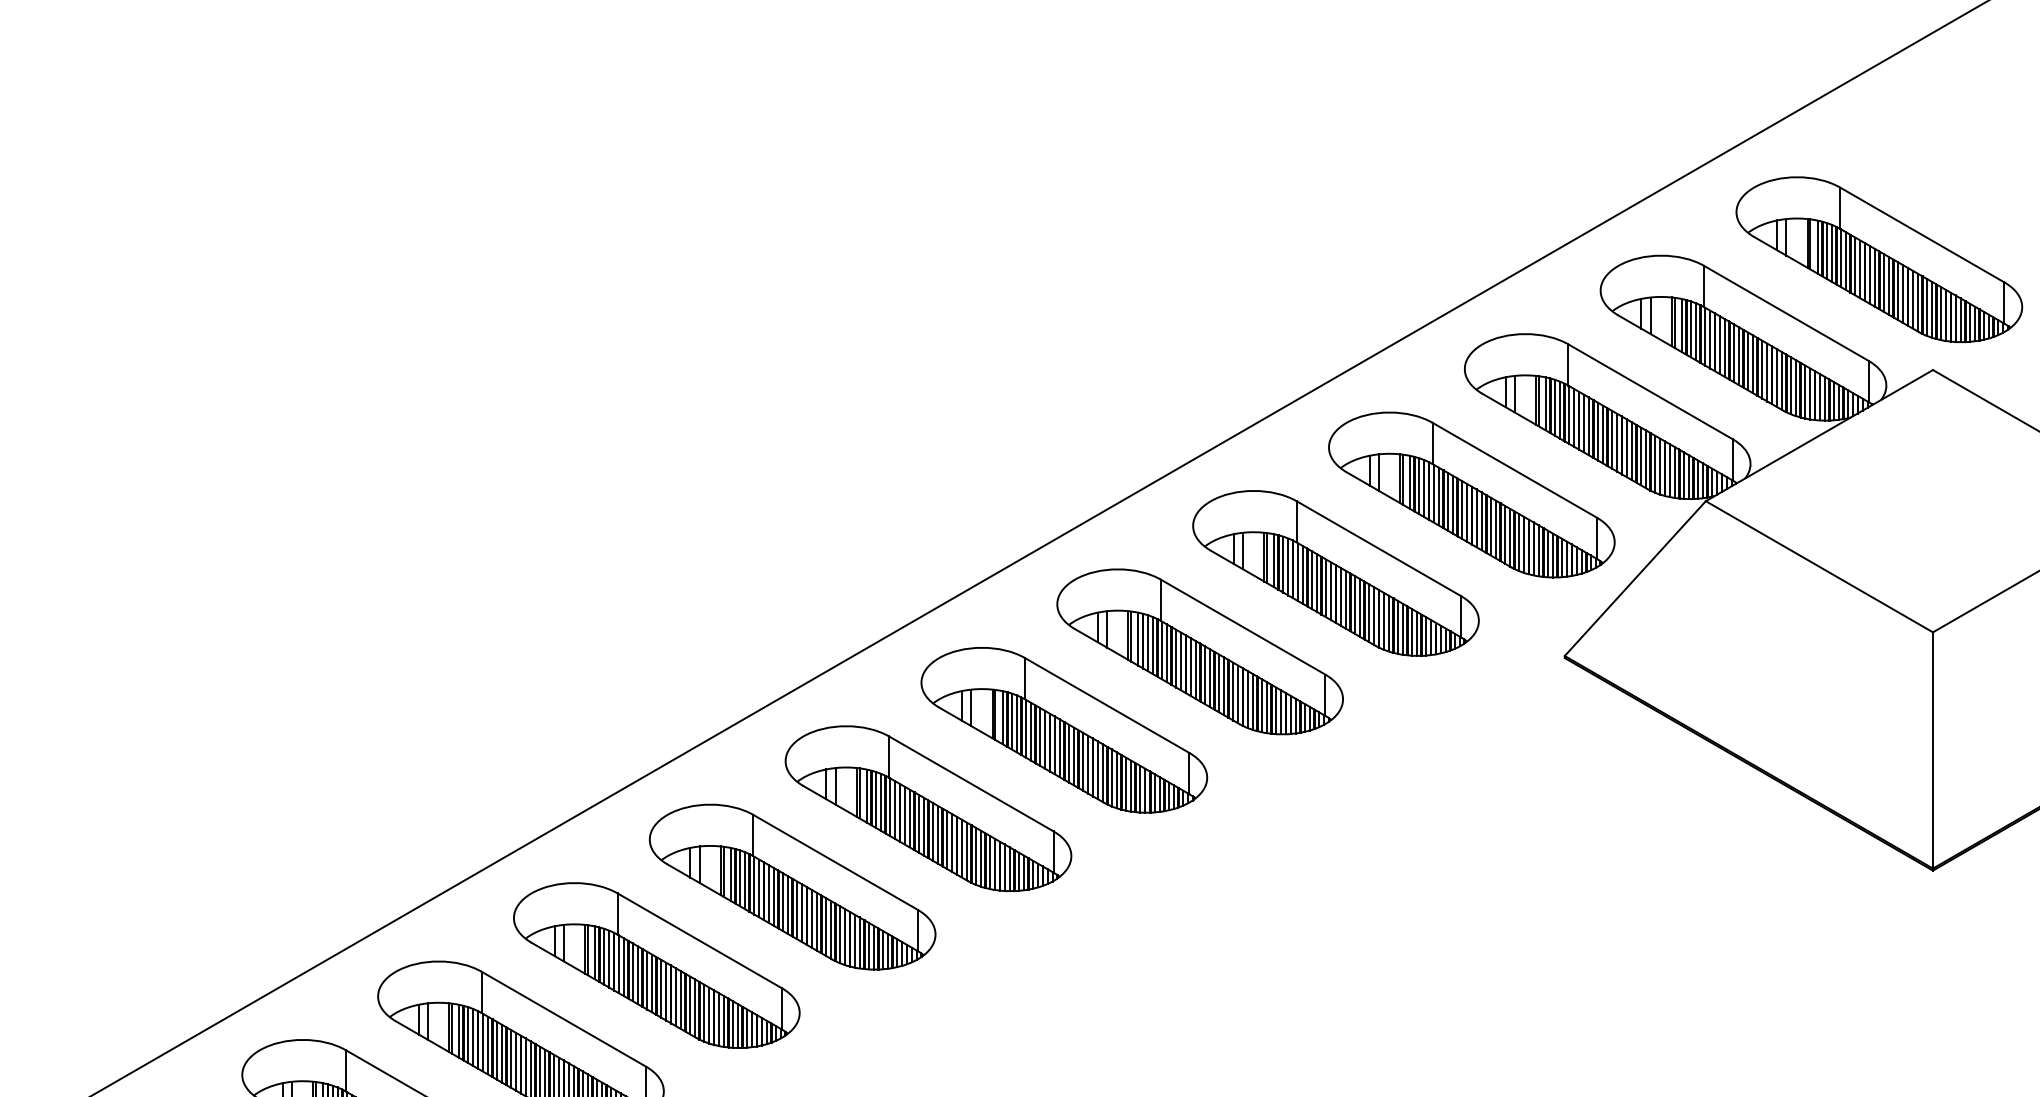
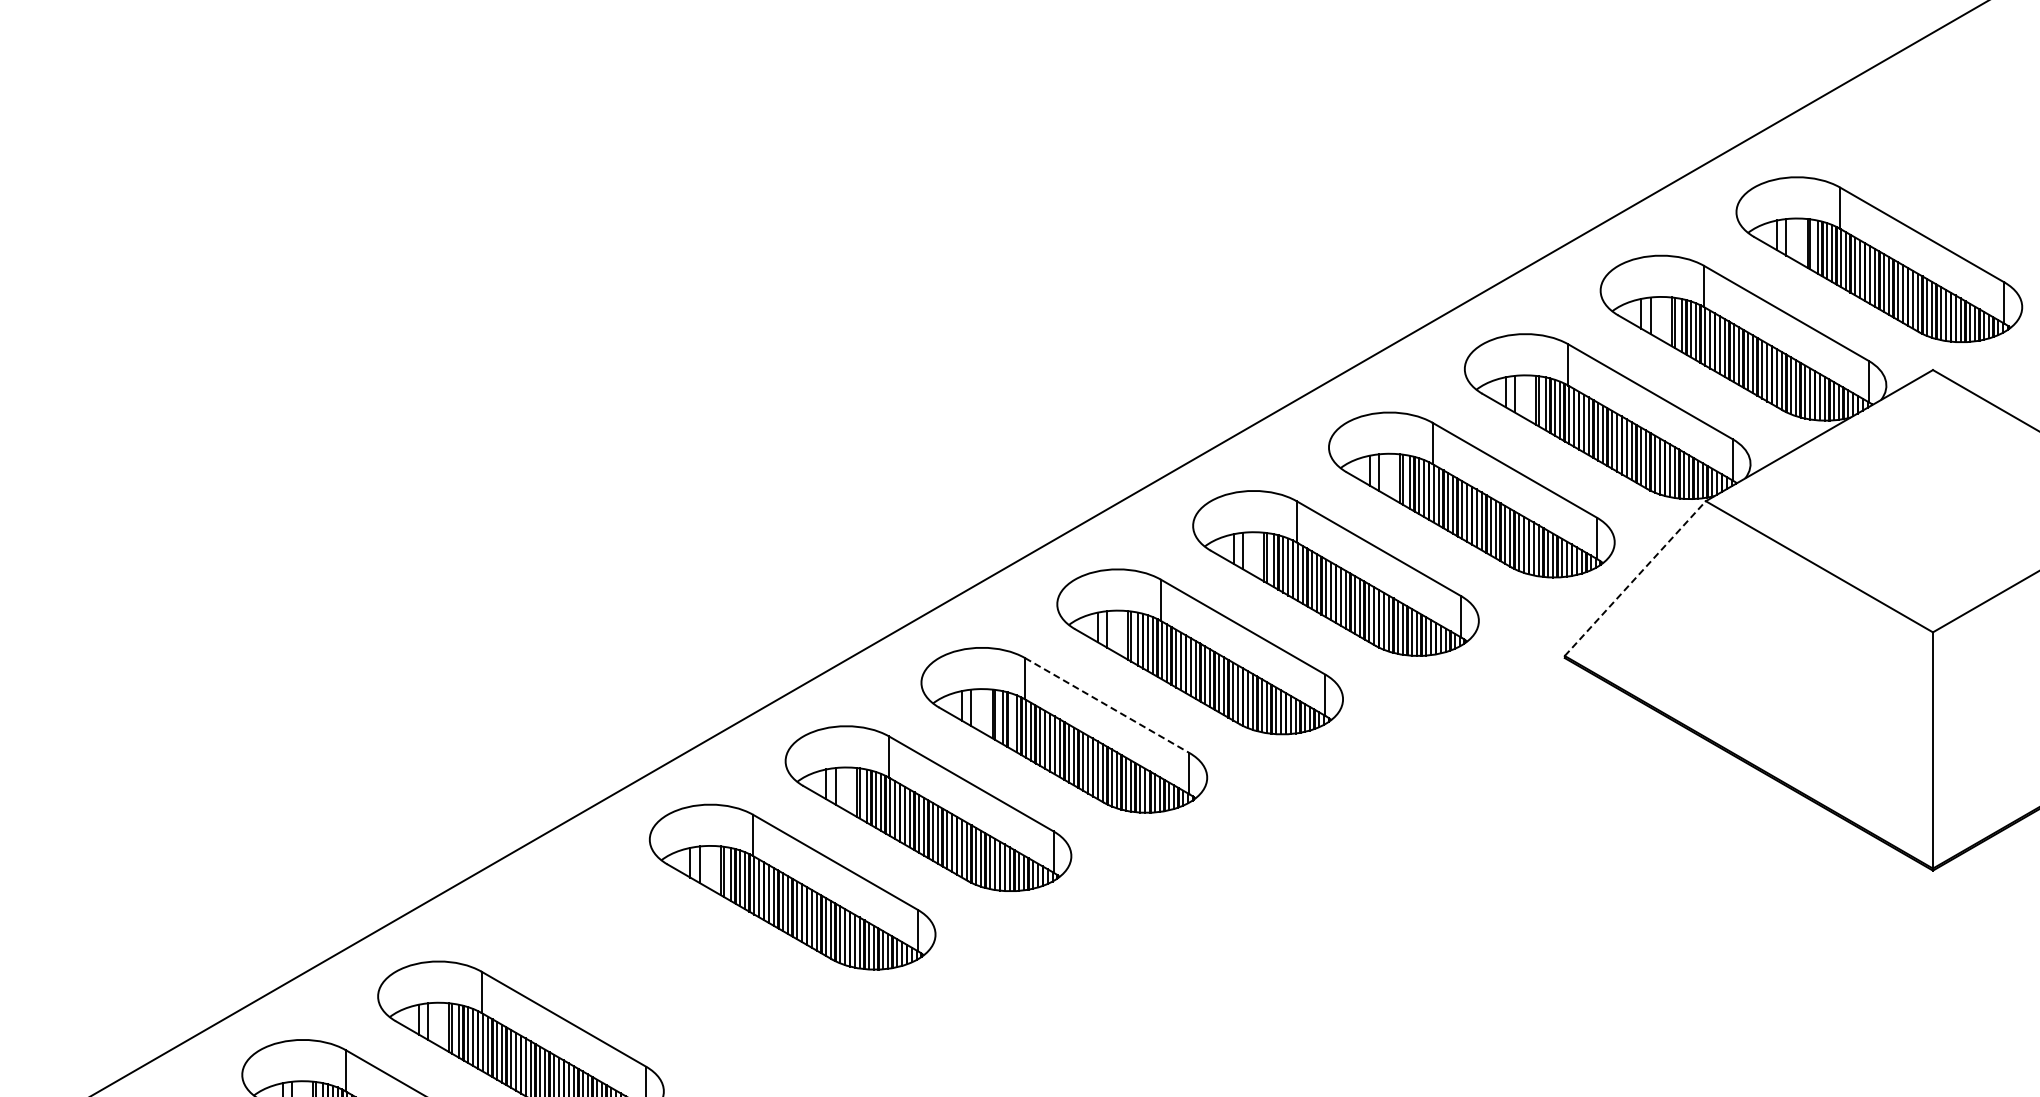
line: solid -> dashed (1635, 578)
line: solid -> dashed (1107, 705)
line: present -> none (1011, 721)
part: present -> none (656, 965)
